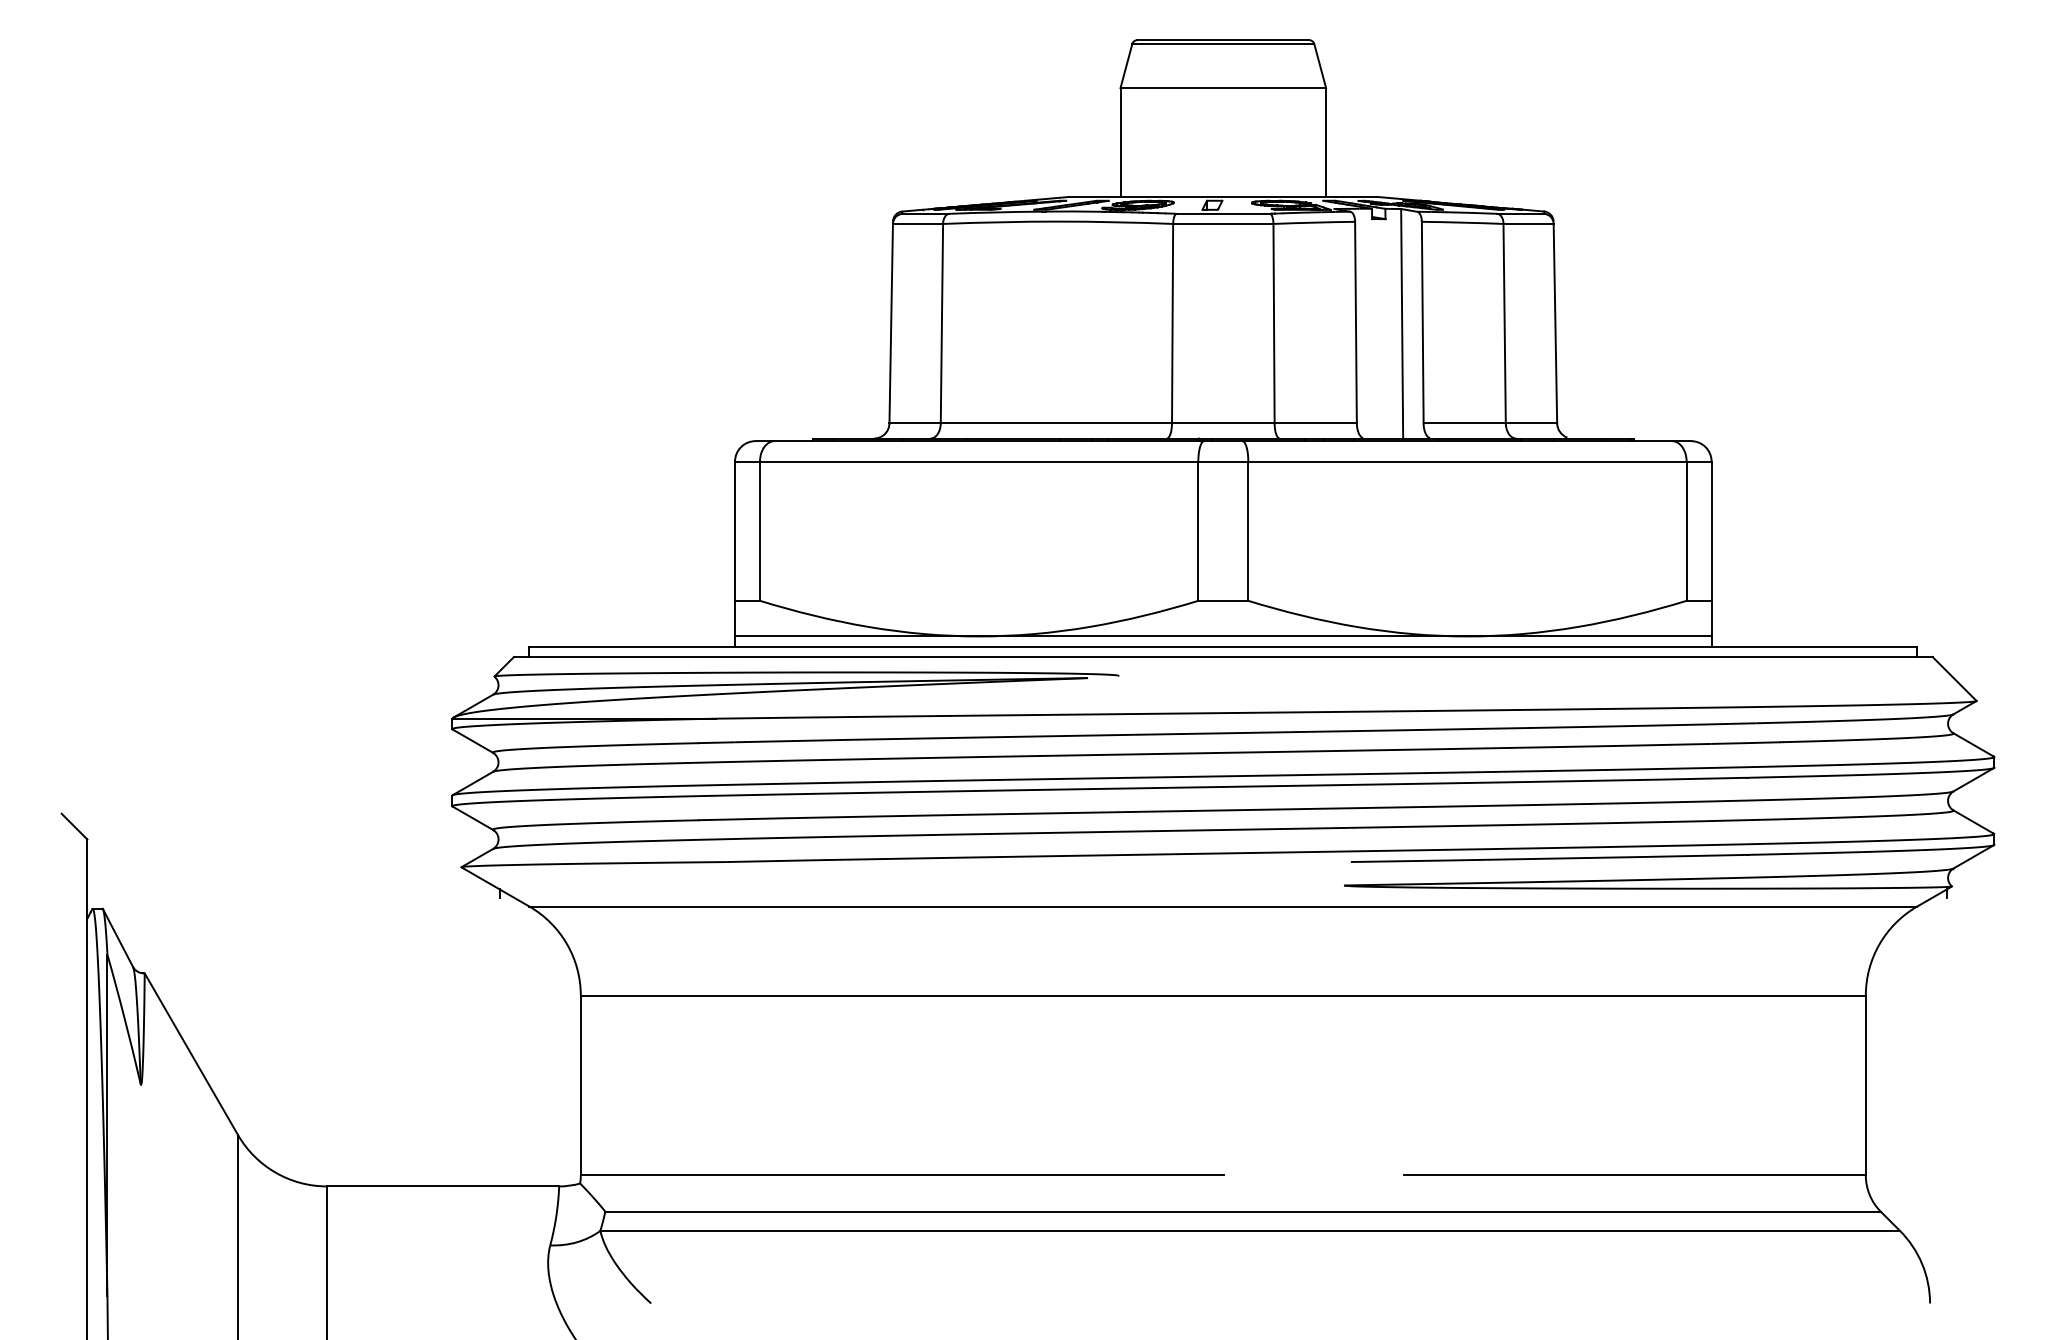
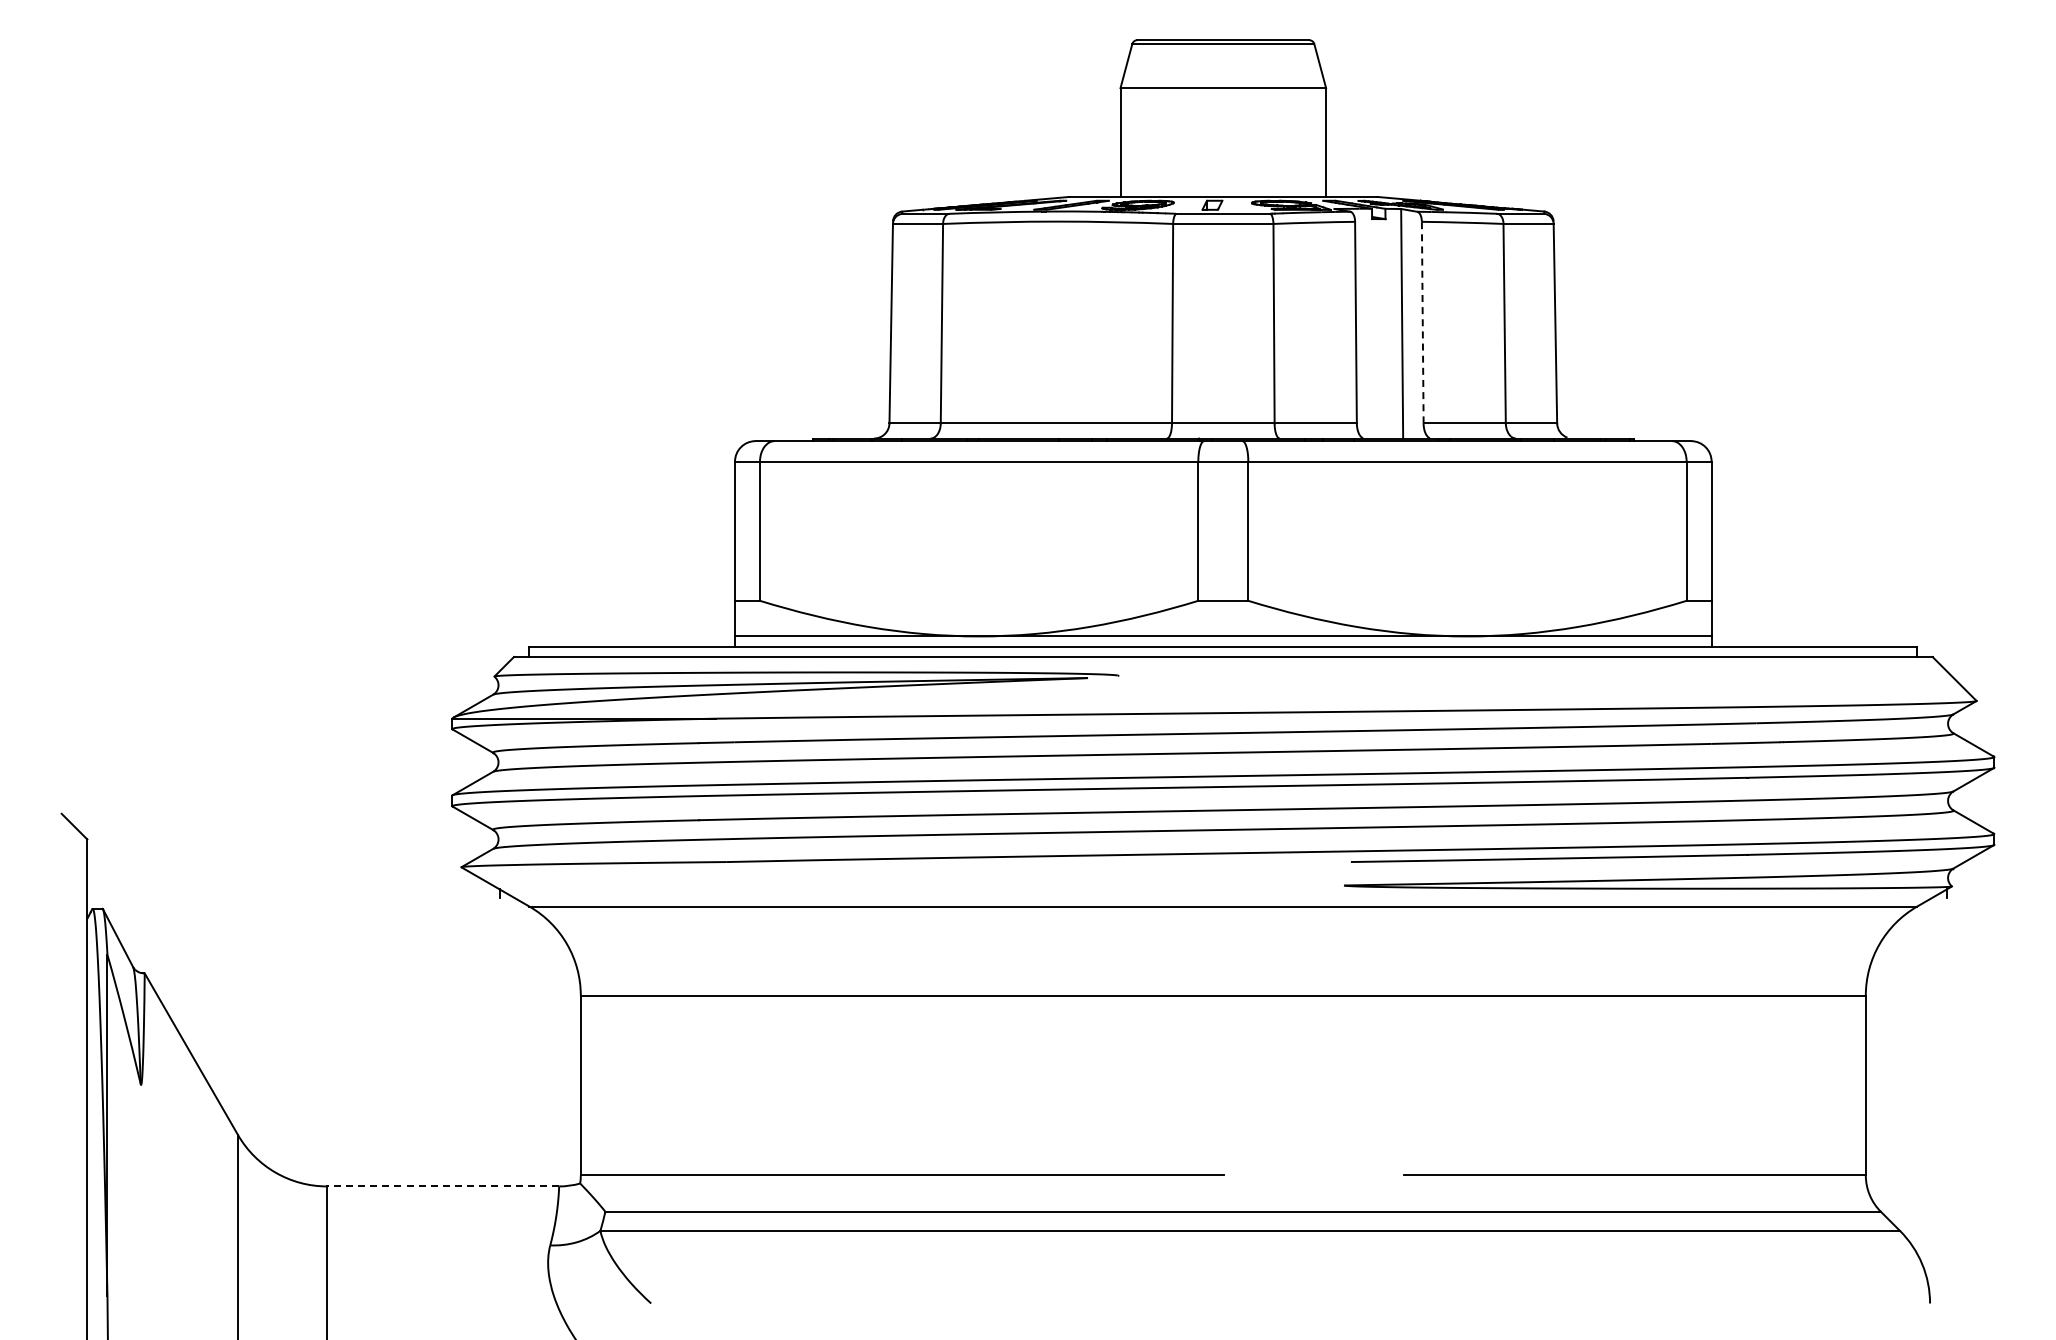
line: solid -> dashed (1422, 322)
line: solid -> dashed (442, 1186)
